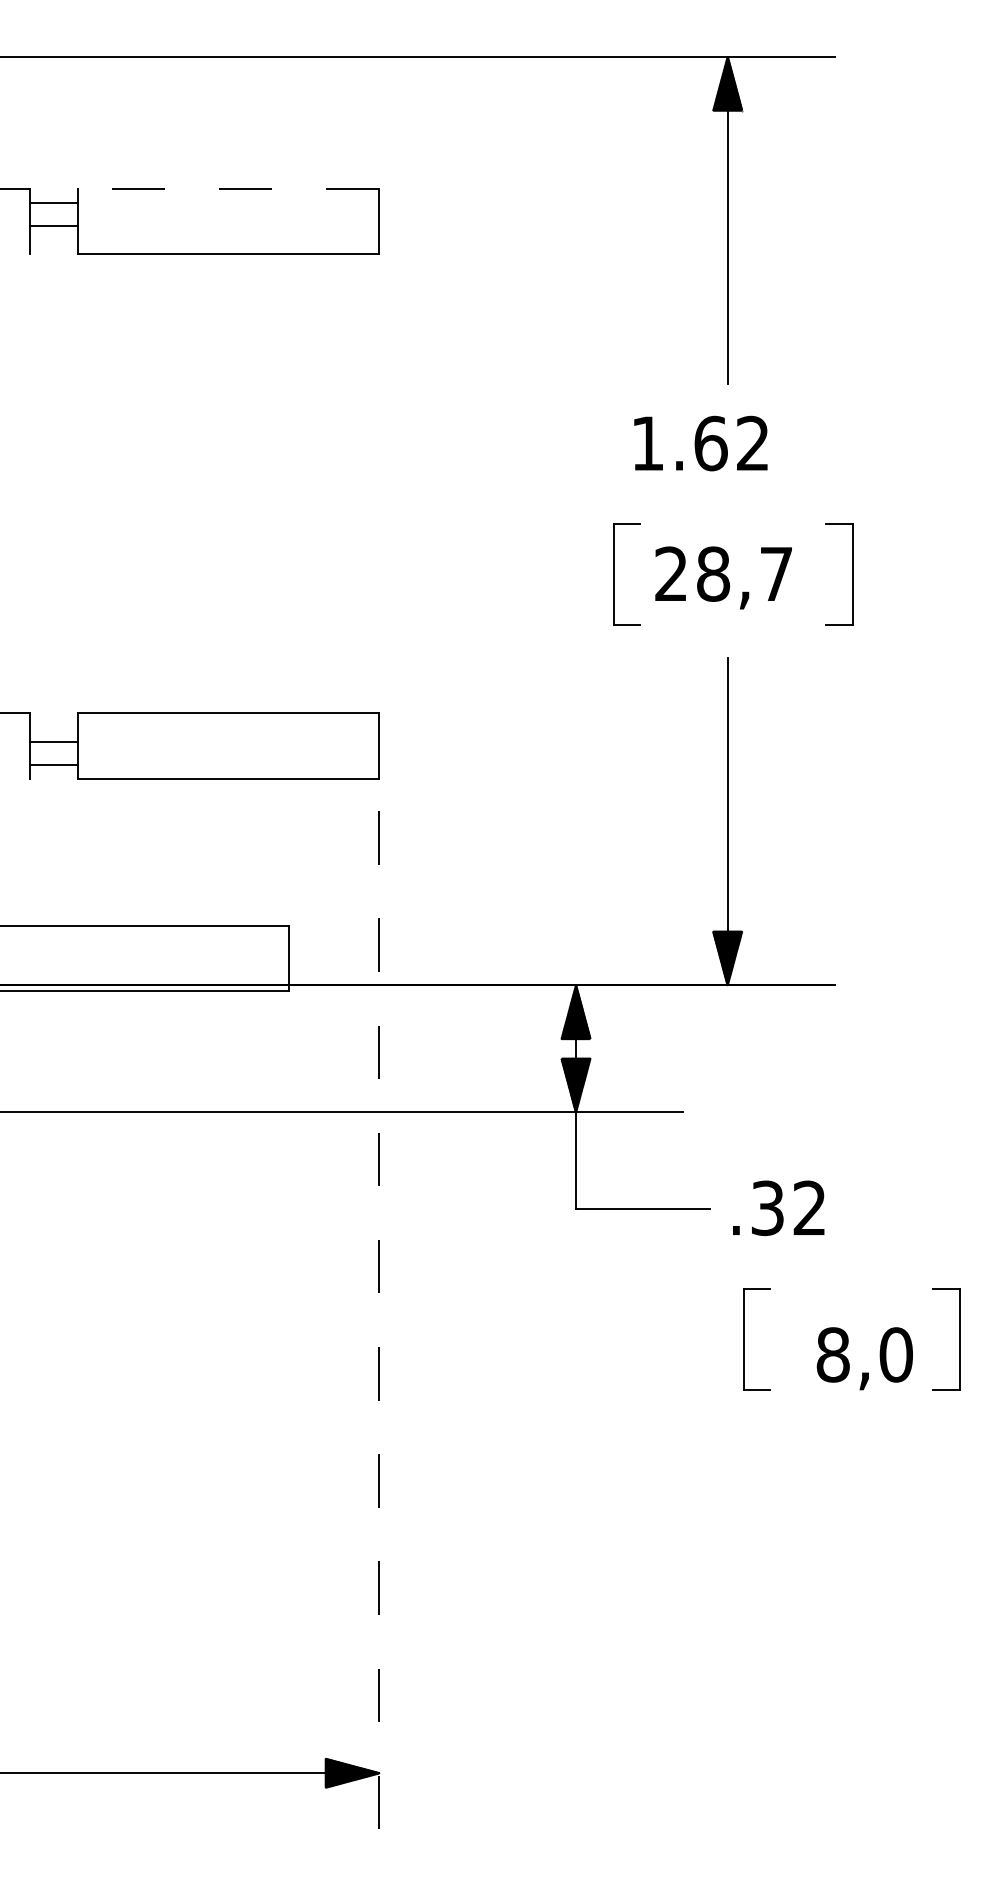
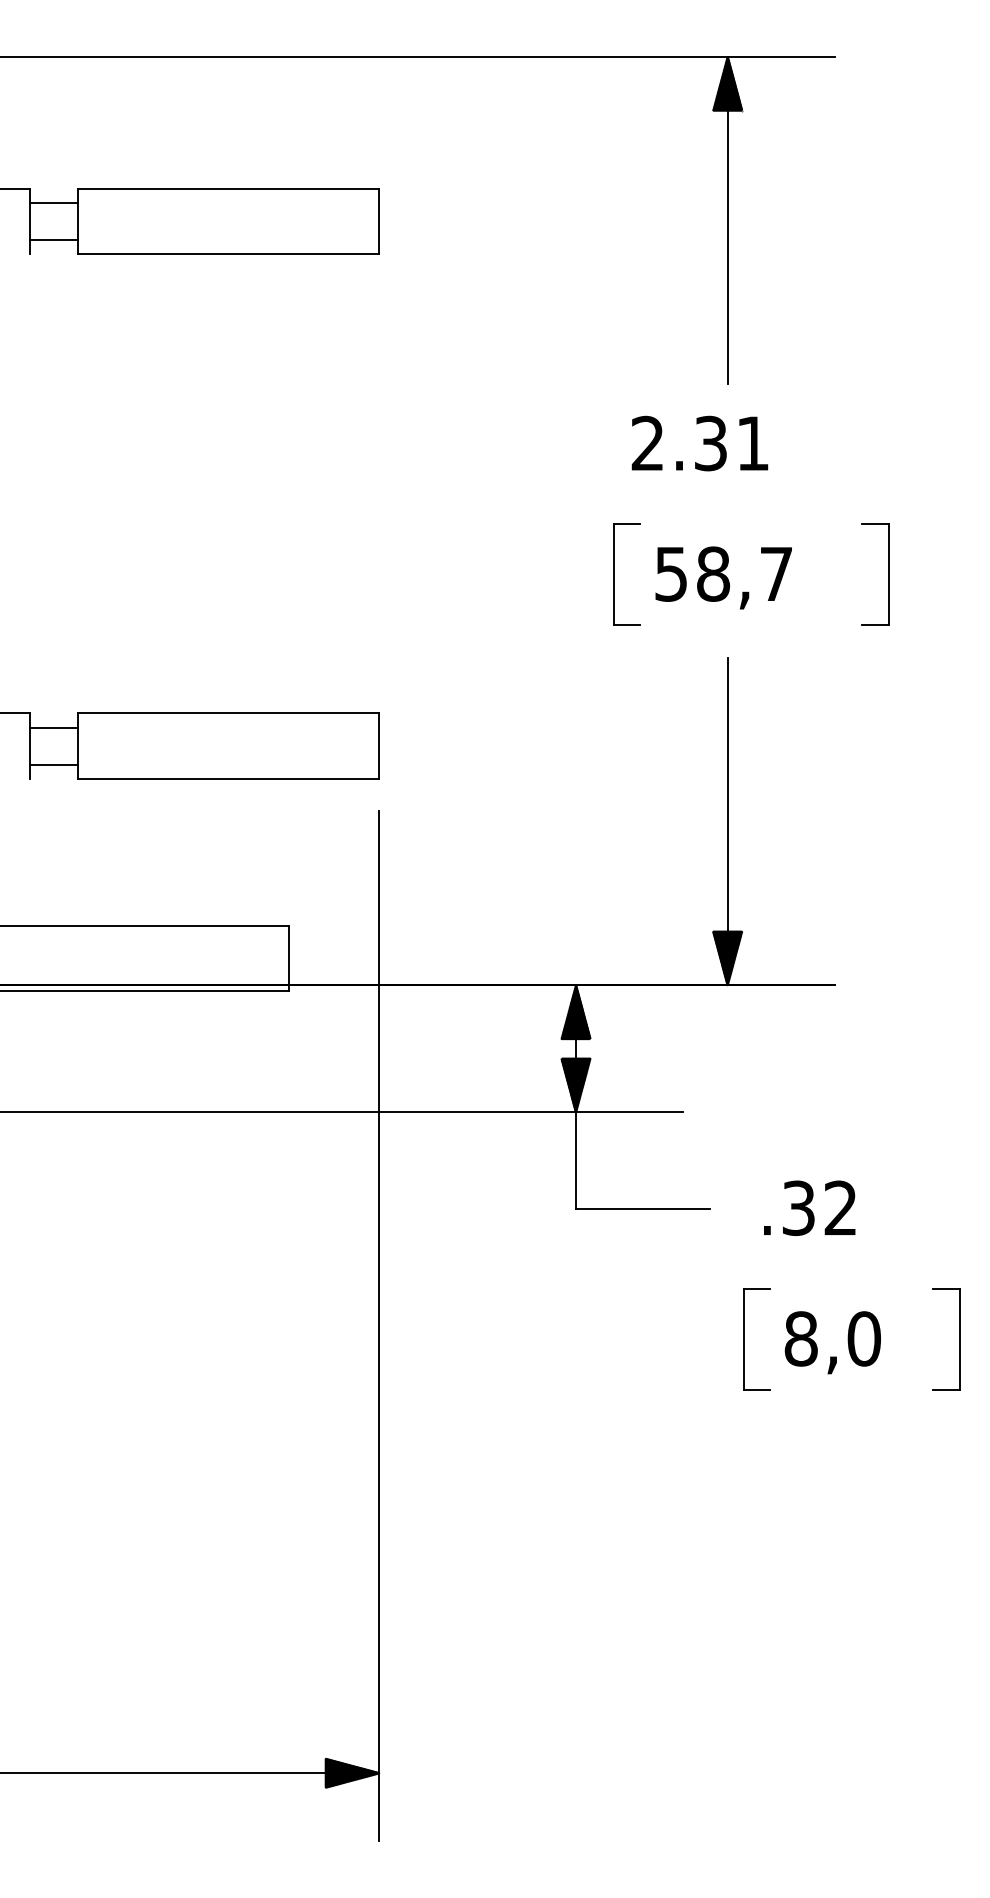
line: dashed -> solid (228, 188)
line position: (53, 225) -> (53, 239) (53, 239)
text: 1.62 -> 2.31 (699, 443)
text: 28,7 -> 58,7 (670, 573)
part position: (852, 574) -> (888, 574) (888, 574)
line position: (53, 741) -> (53, 727) (53, 727)
text position: (778, 1207) -> (809, 1207) (809, 1207)
line: dashed -> solid (379, 1326)
text position: (864, 1358) -> (832, 1342) (832, 1342)
